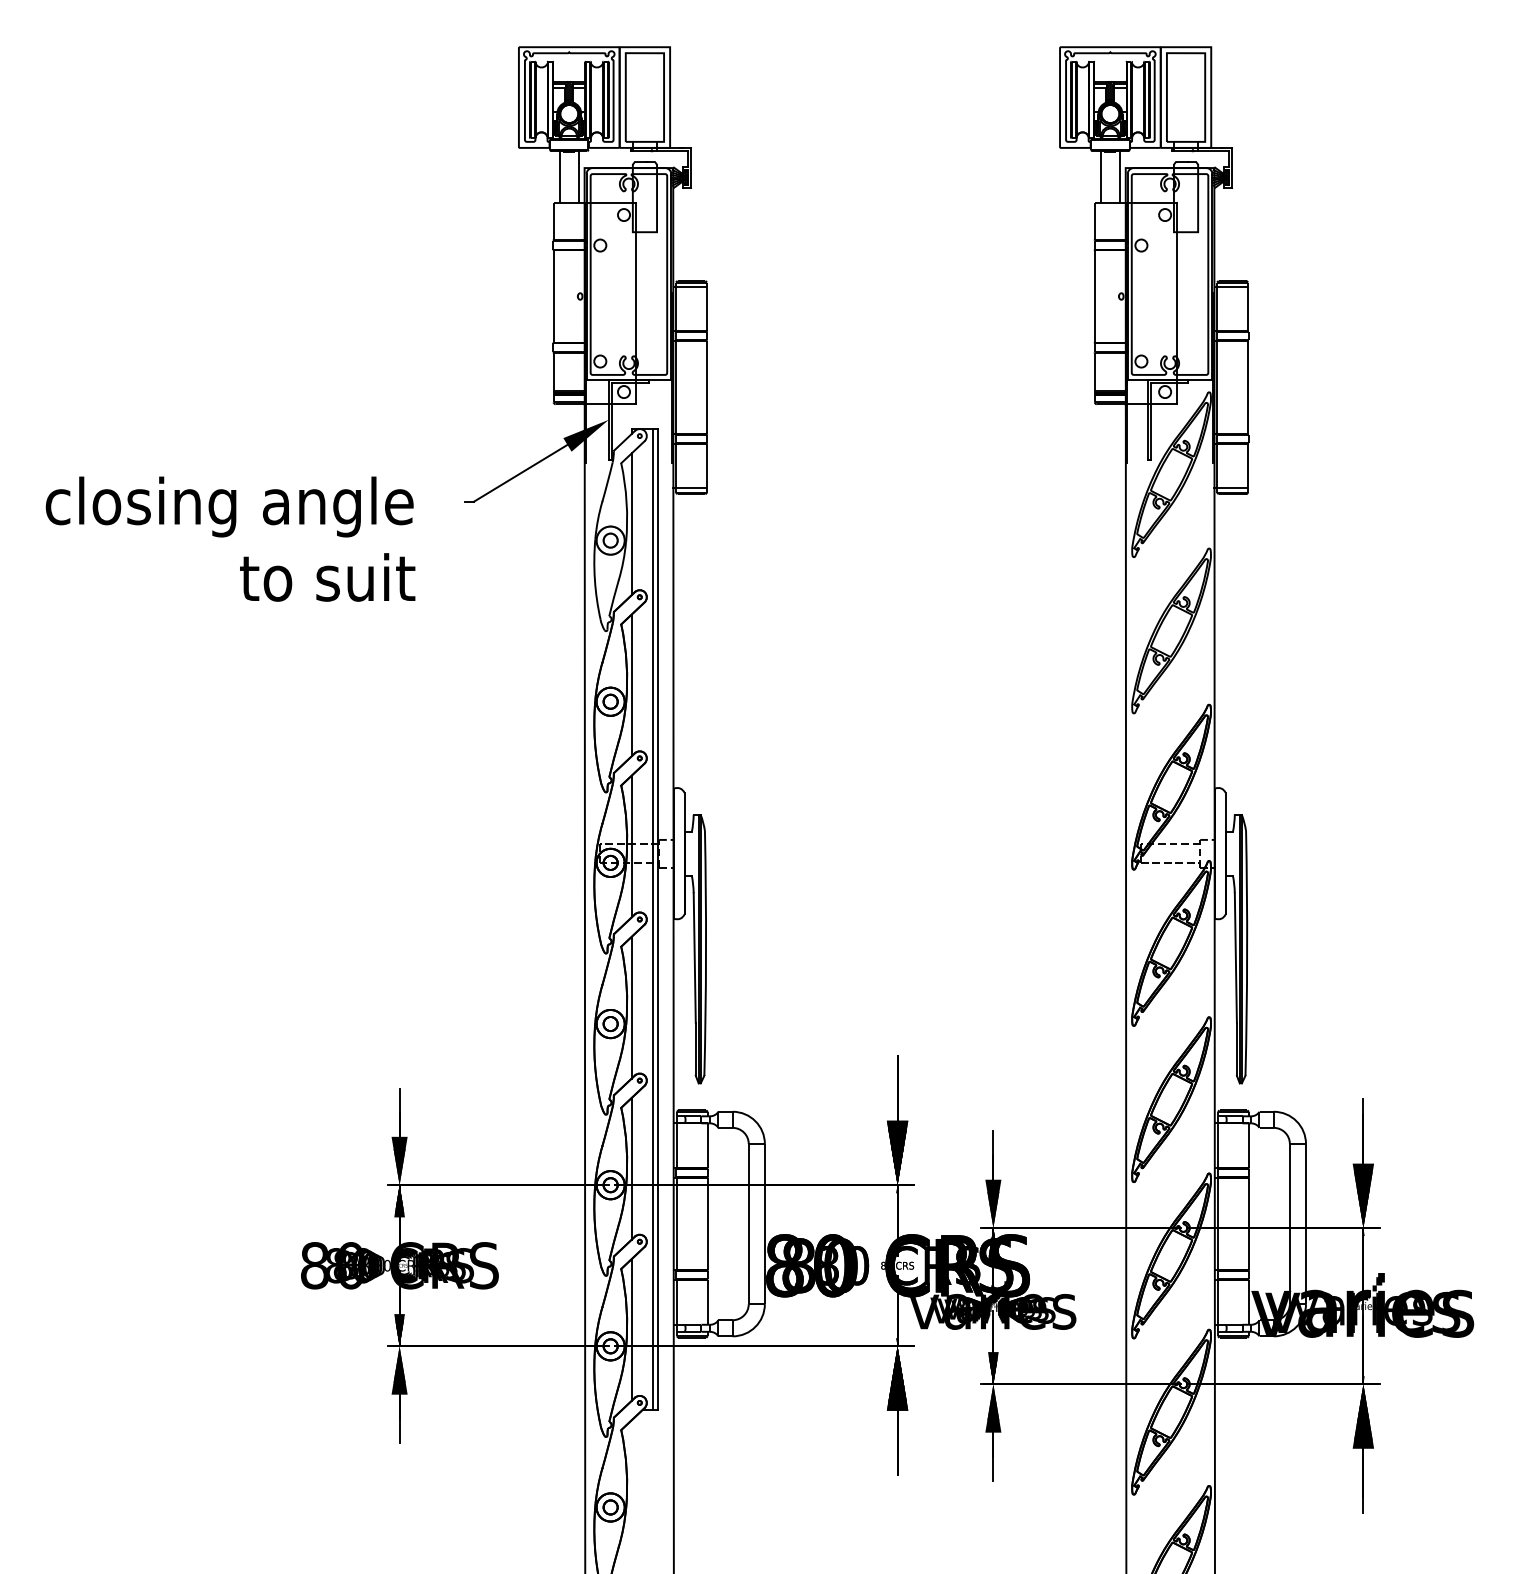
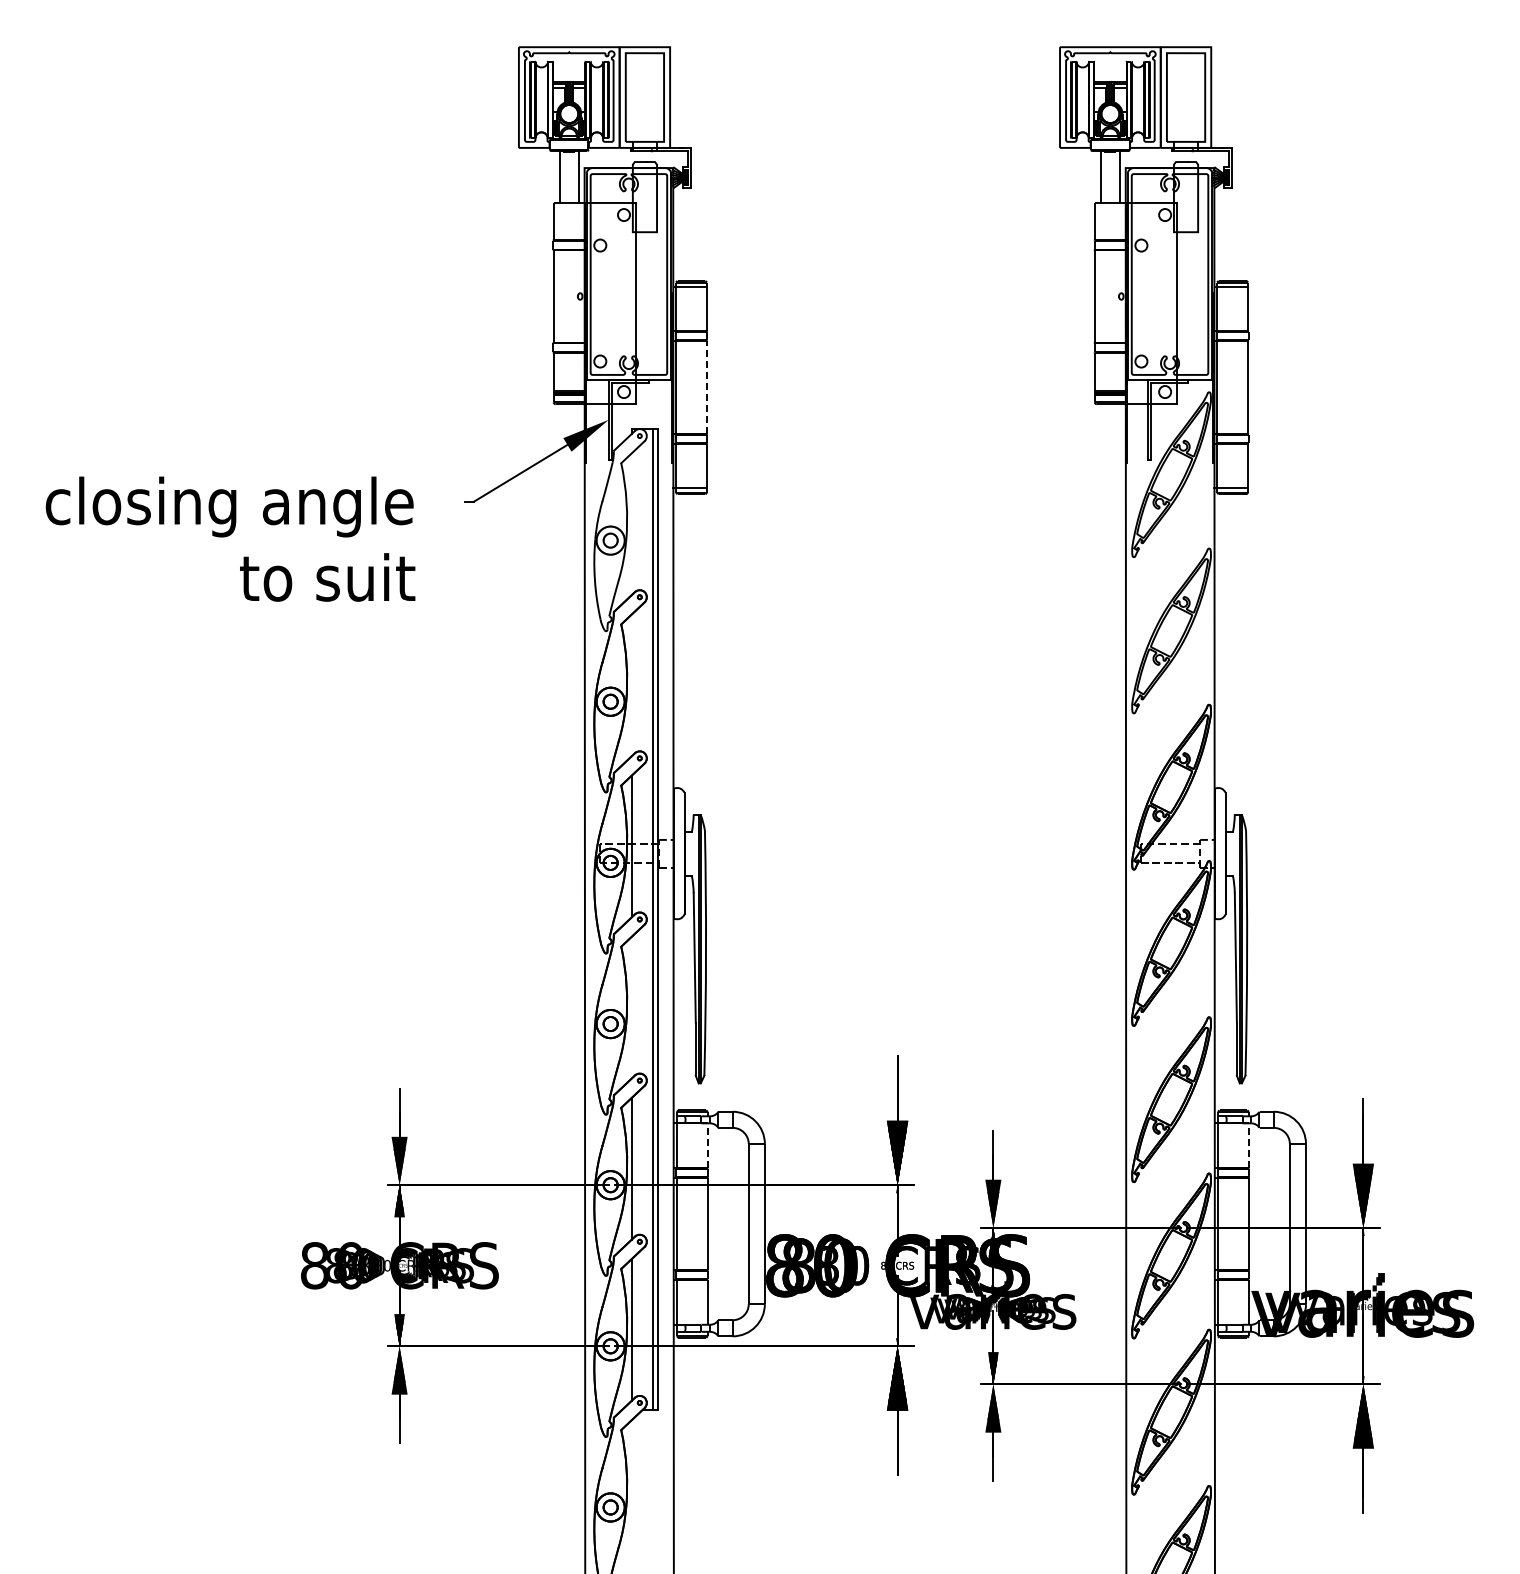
line: solid -> dashed (707, 387)
line: present -> none (631, 524)
line: present -> none (631, 685)
line: present -> none (631, 1007)
line: solid -> dashed (707, 1145)
line: solid -> dashed (1249, 1145)
